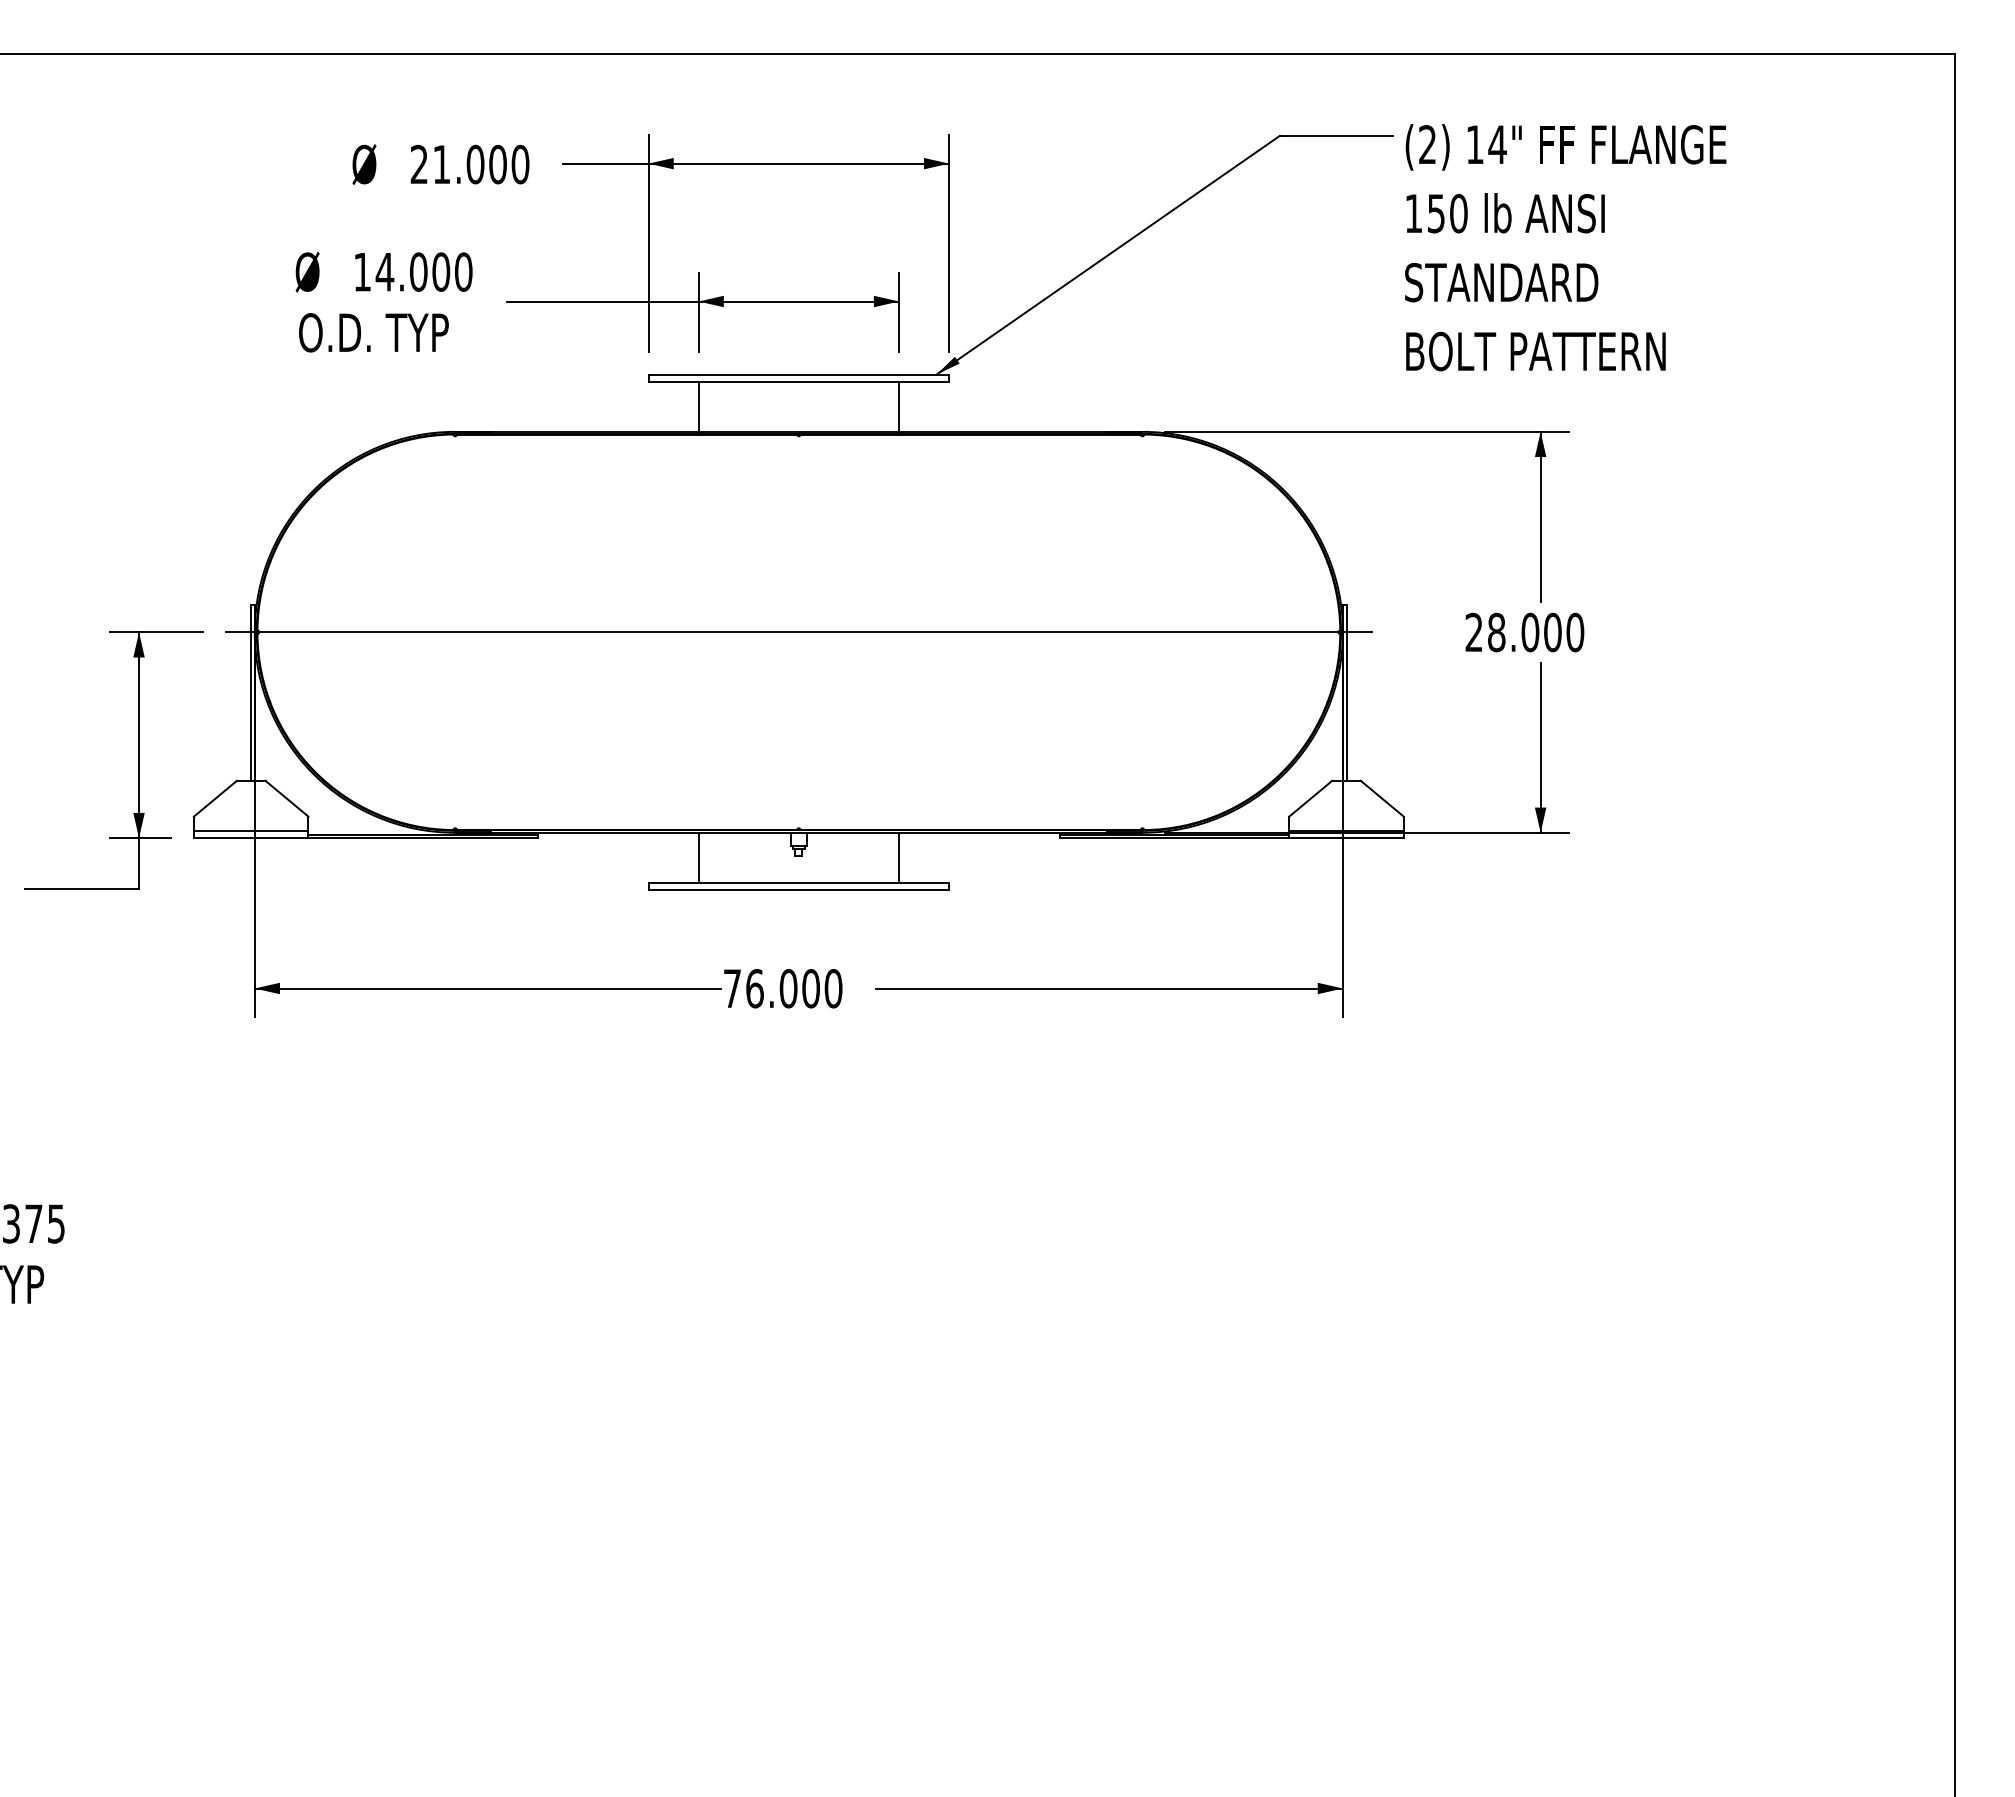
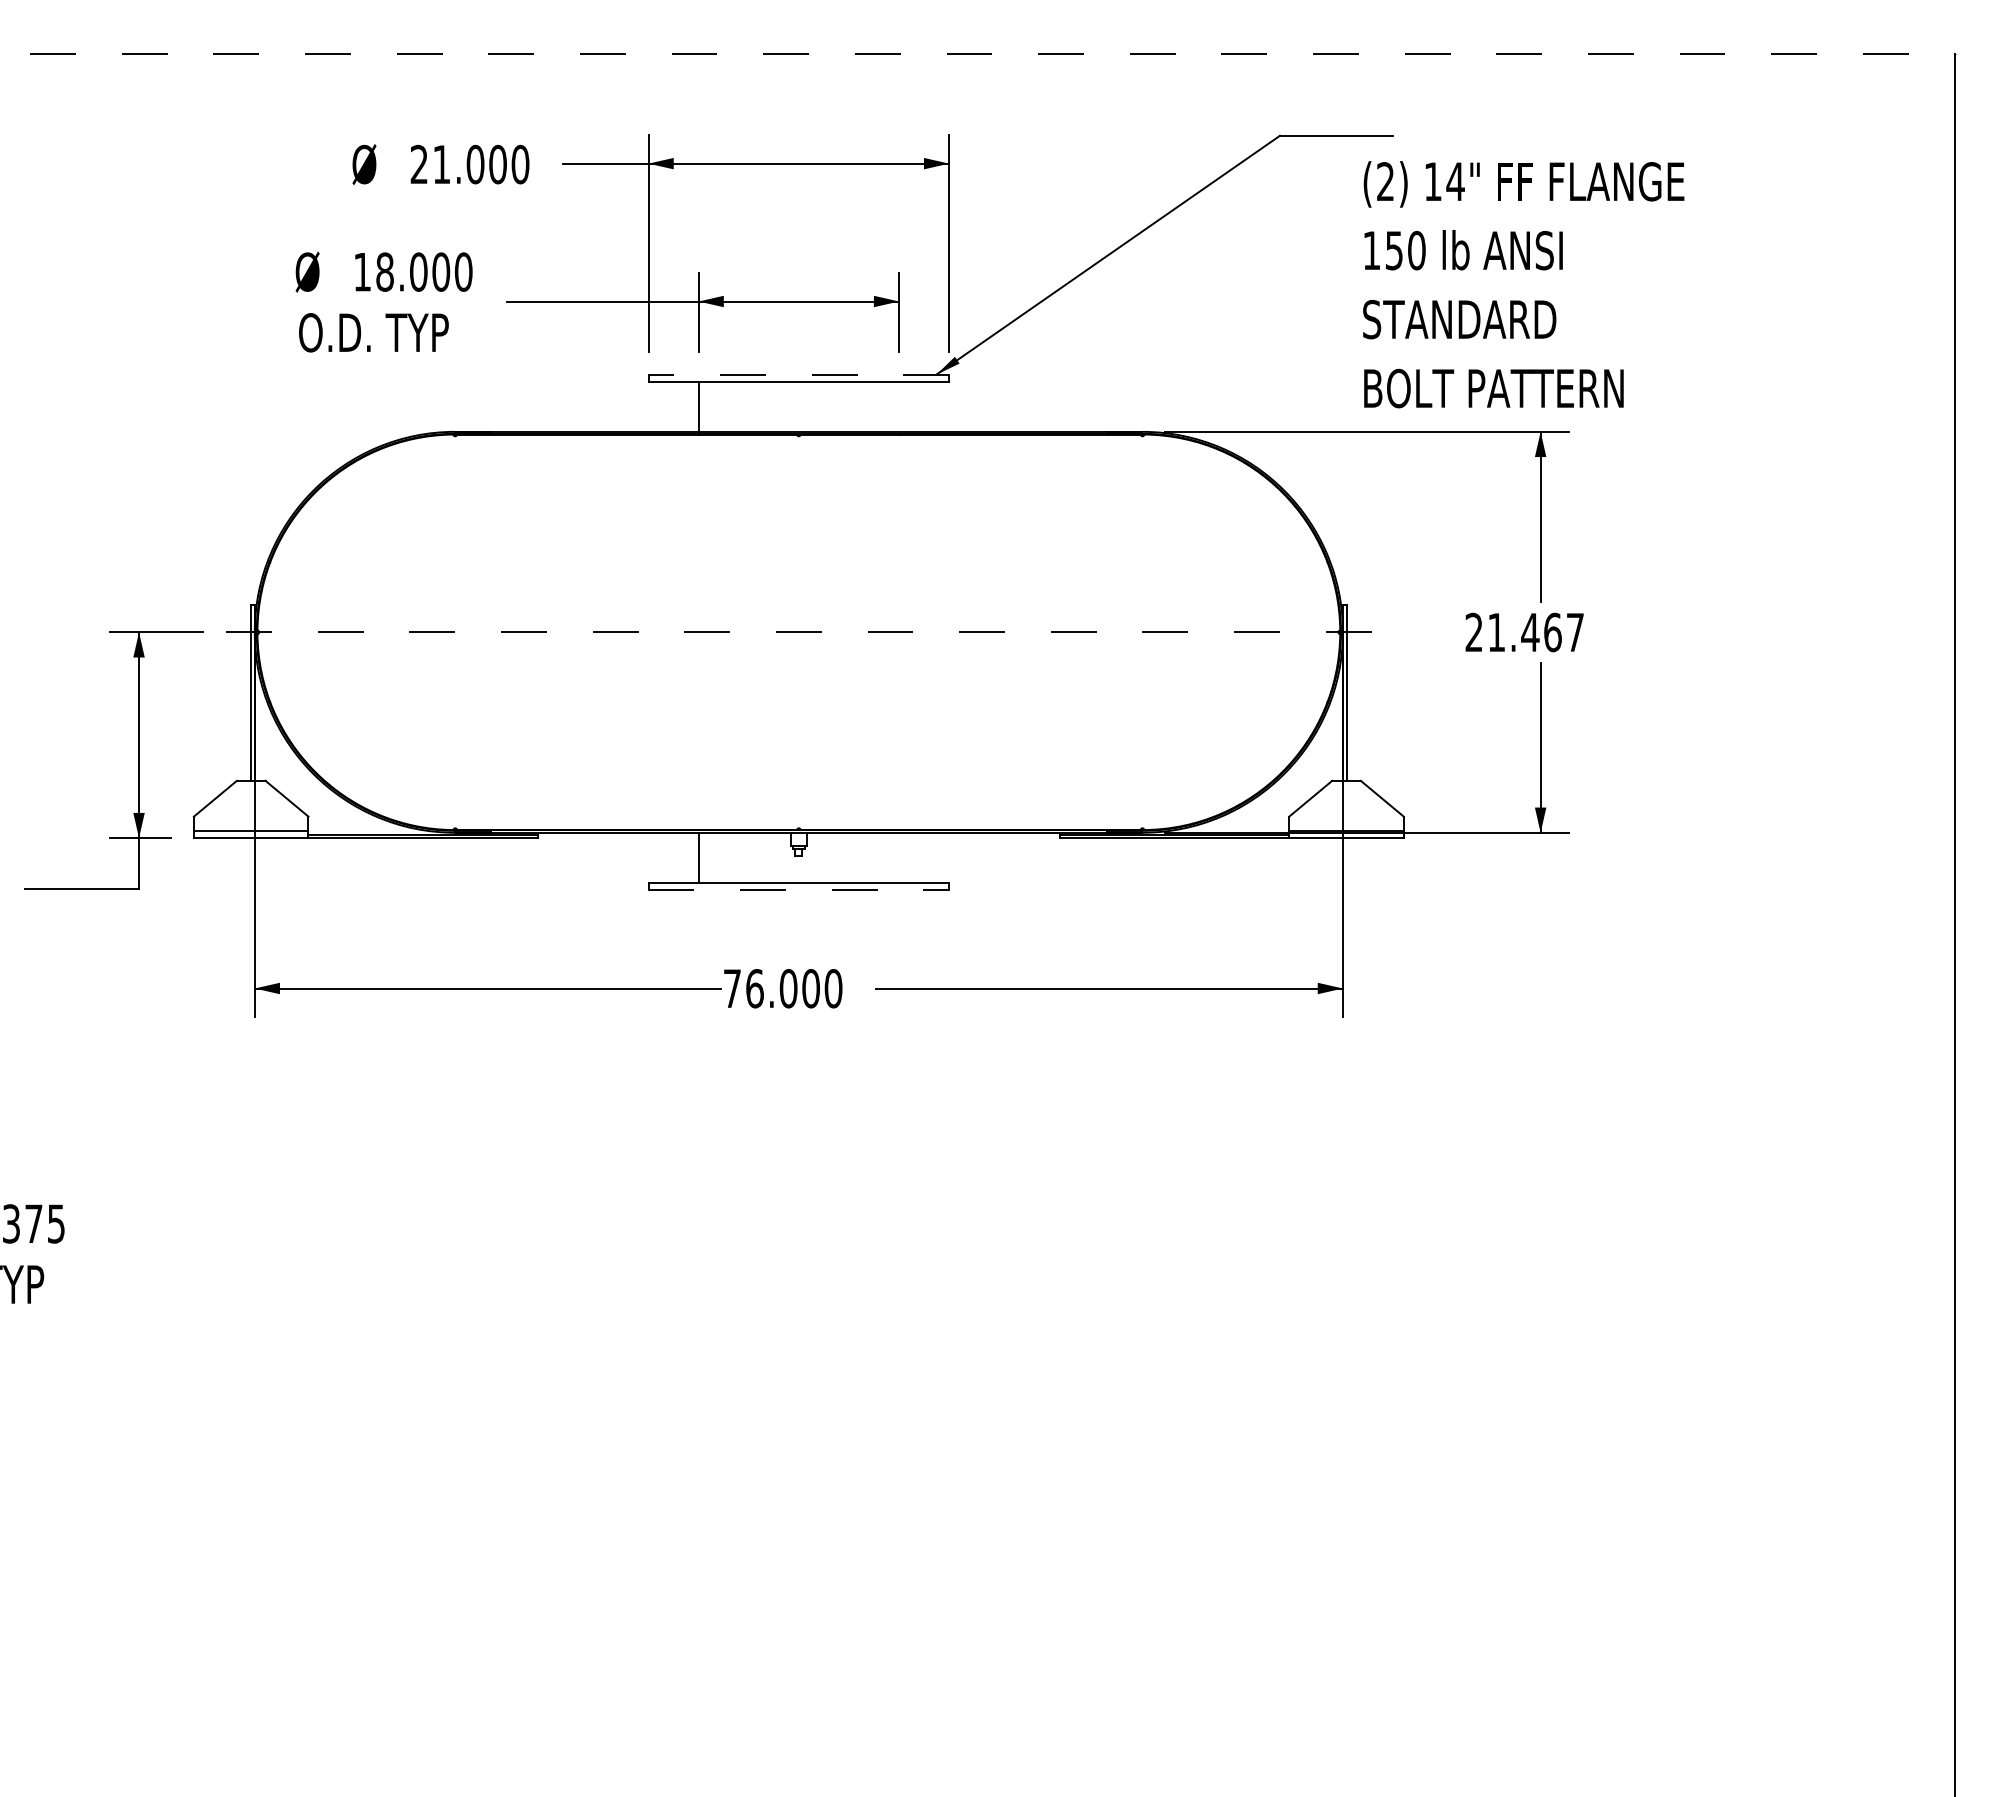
line: solid -> dashed (977, 53)
text position: (1565, 247) -> (1523, 284) (1523, 284)
text: 14.000 -> 18.000 (384, 271)
line: solid -> dashed (798, 374)
line: present -> none (899, 406)
line: solid -> dashed (798, 632)
text: 28.000 -> 21.467 (1536, 632)
line: present -> none (899, 857)
line: solid -> dashed (799, 890)
